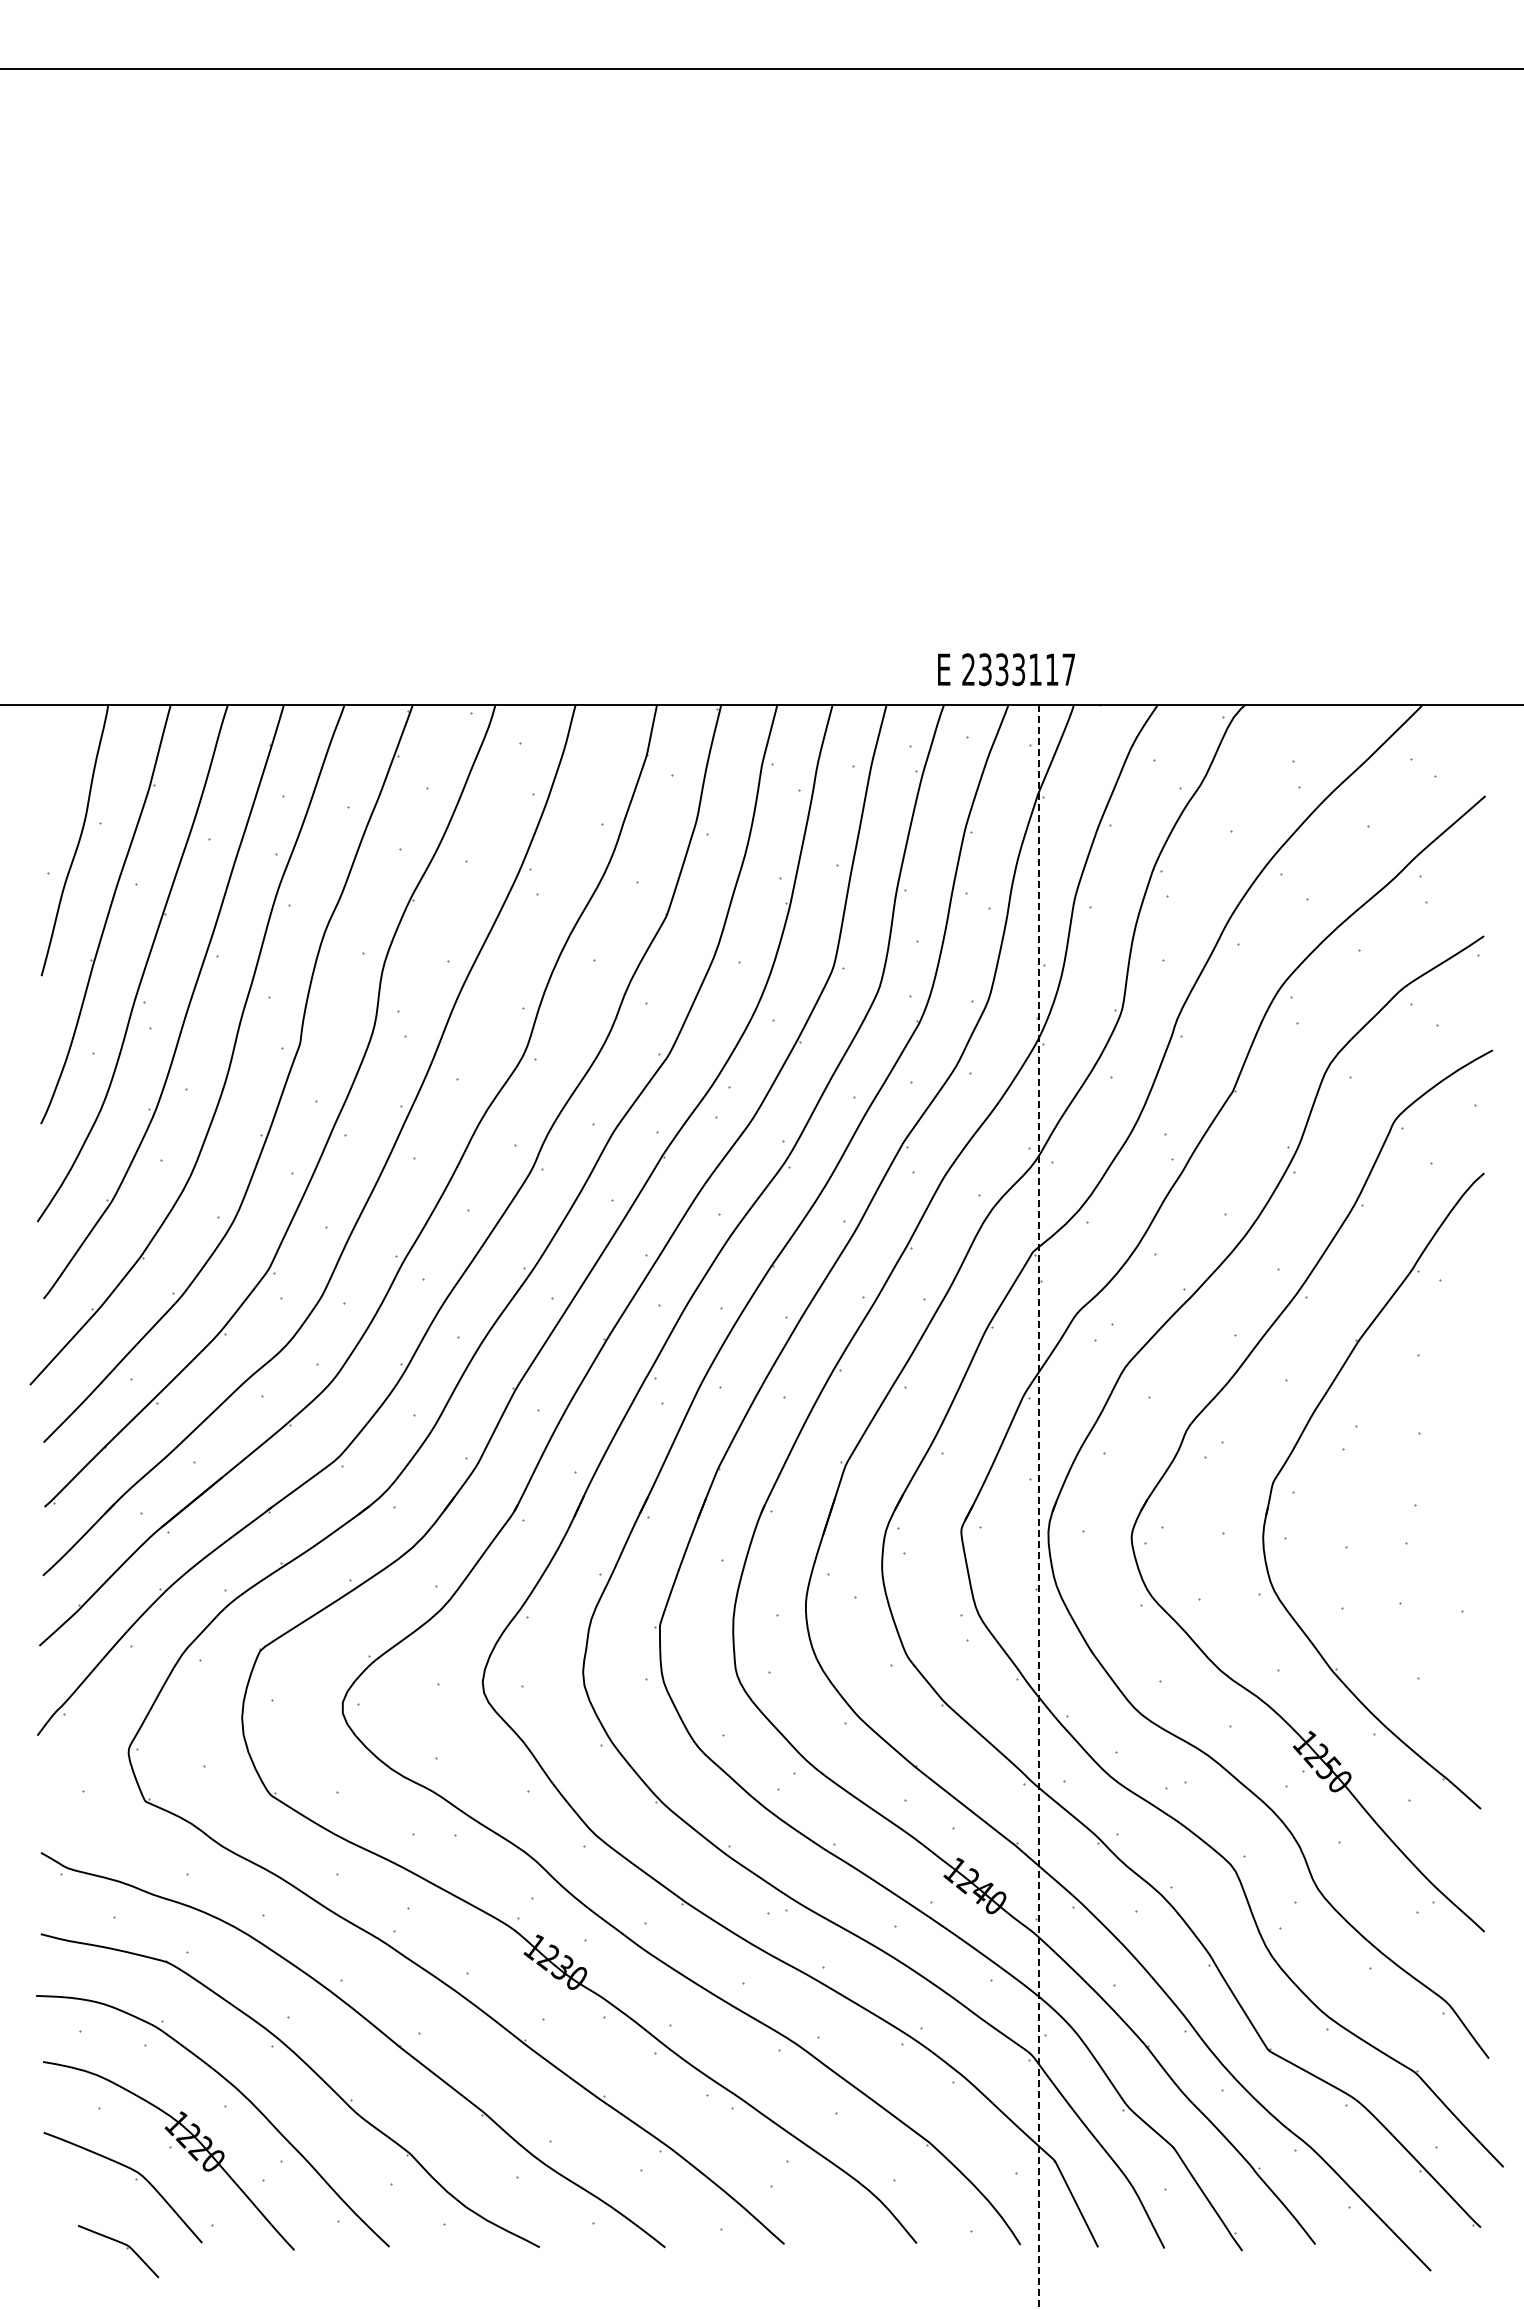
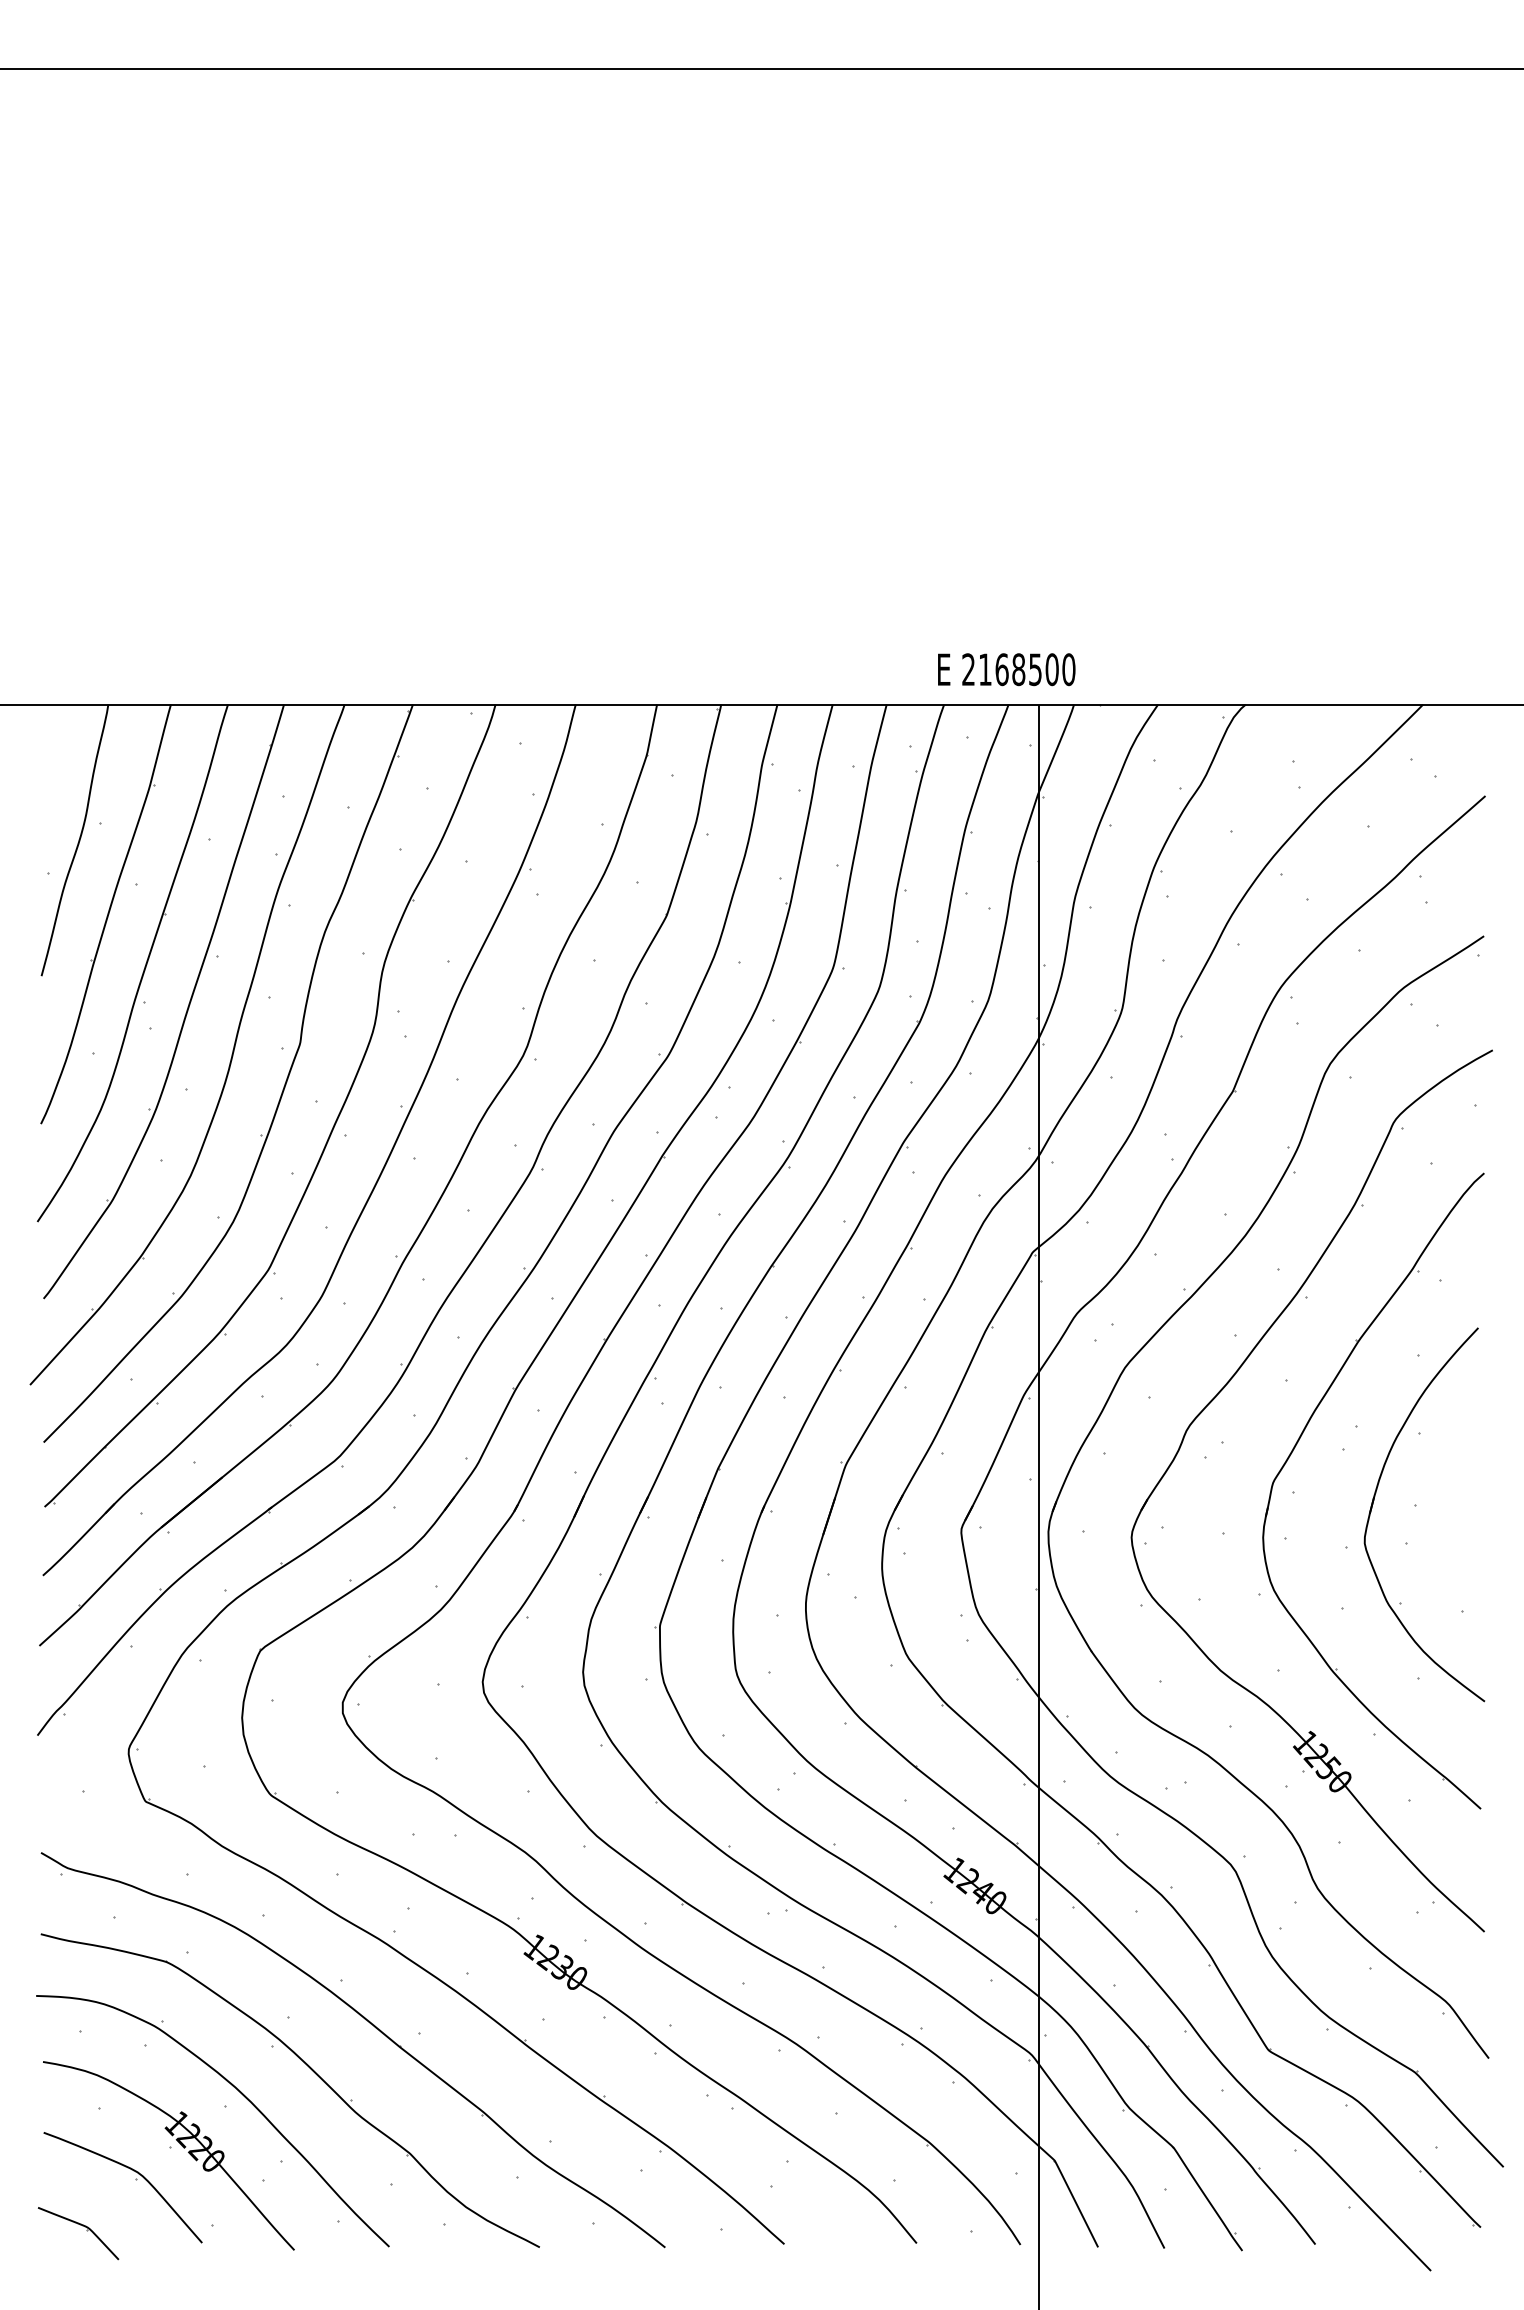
text: 2333117 -> 2168500 (1027, 669)
part: none -> present (1374, 1500)
line: dashed -> solid (1039, 1506)
part position: (122, 2244) -> (82, 2226) (82, 2226)
